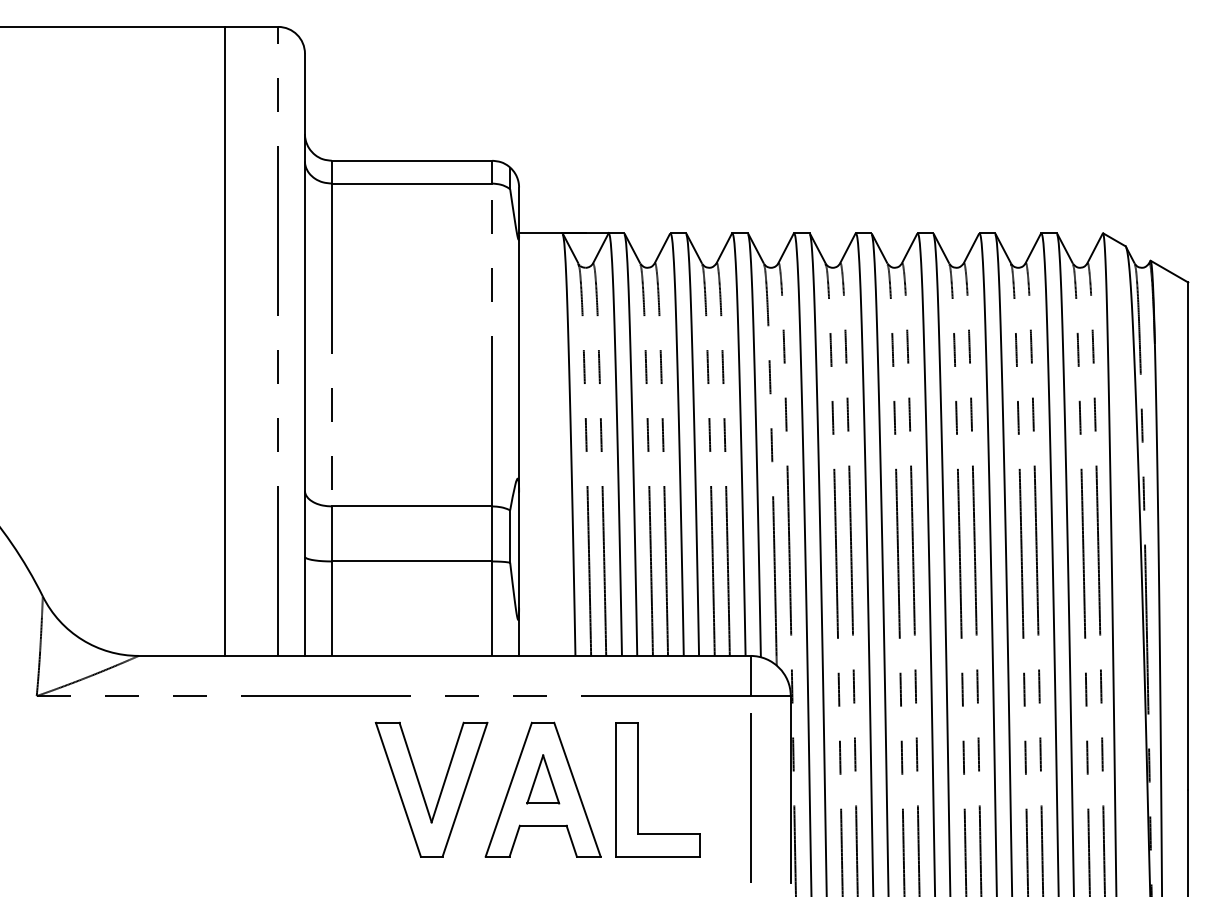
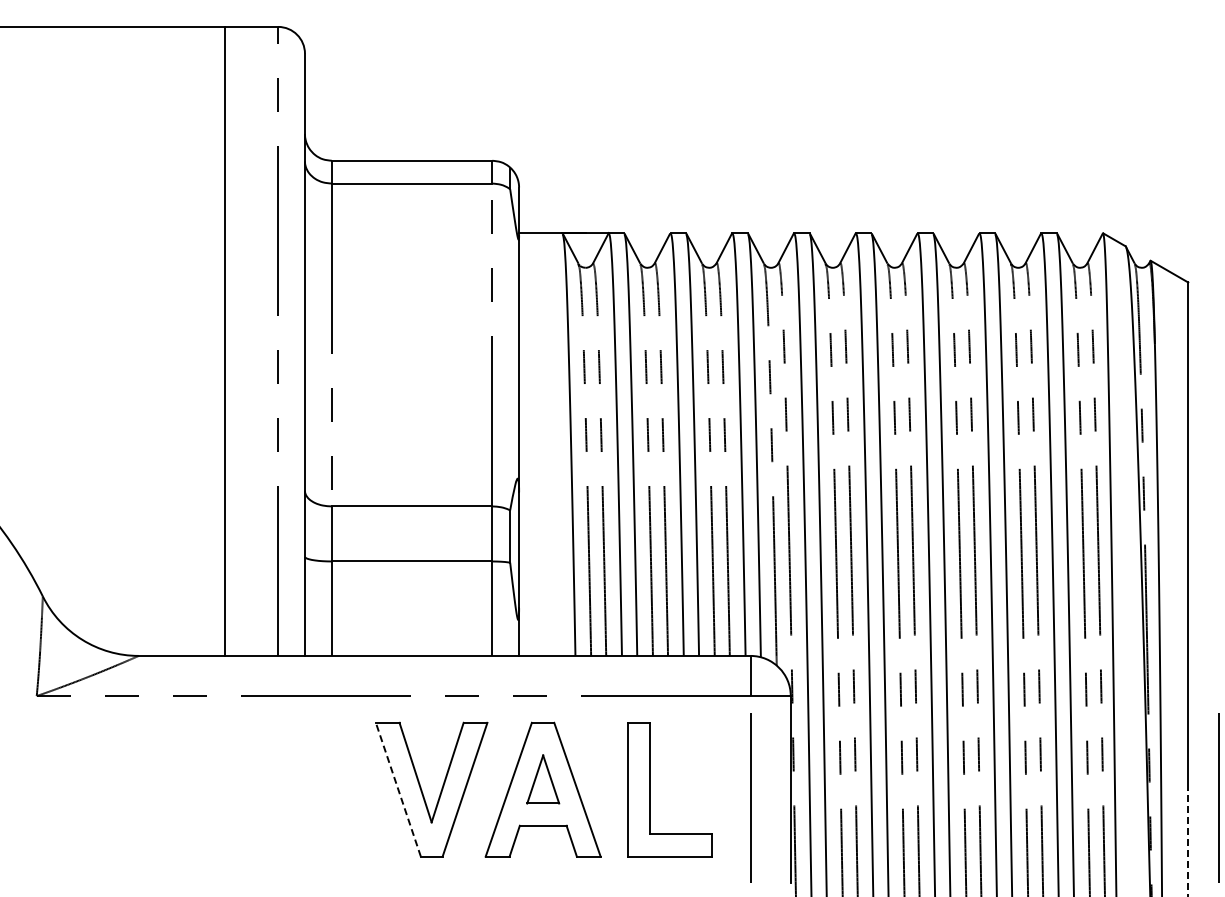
line: solid -> dashed (398, 789)
part position: (638, 789) -> (650, 789) (650, 789)
line: none -> present (1218, 797)
line: solid -> dashed (1188, 842)
